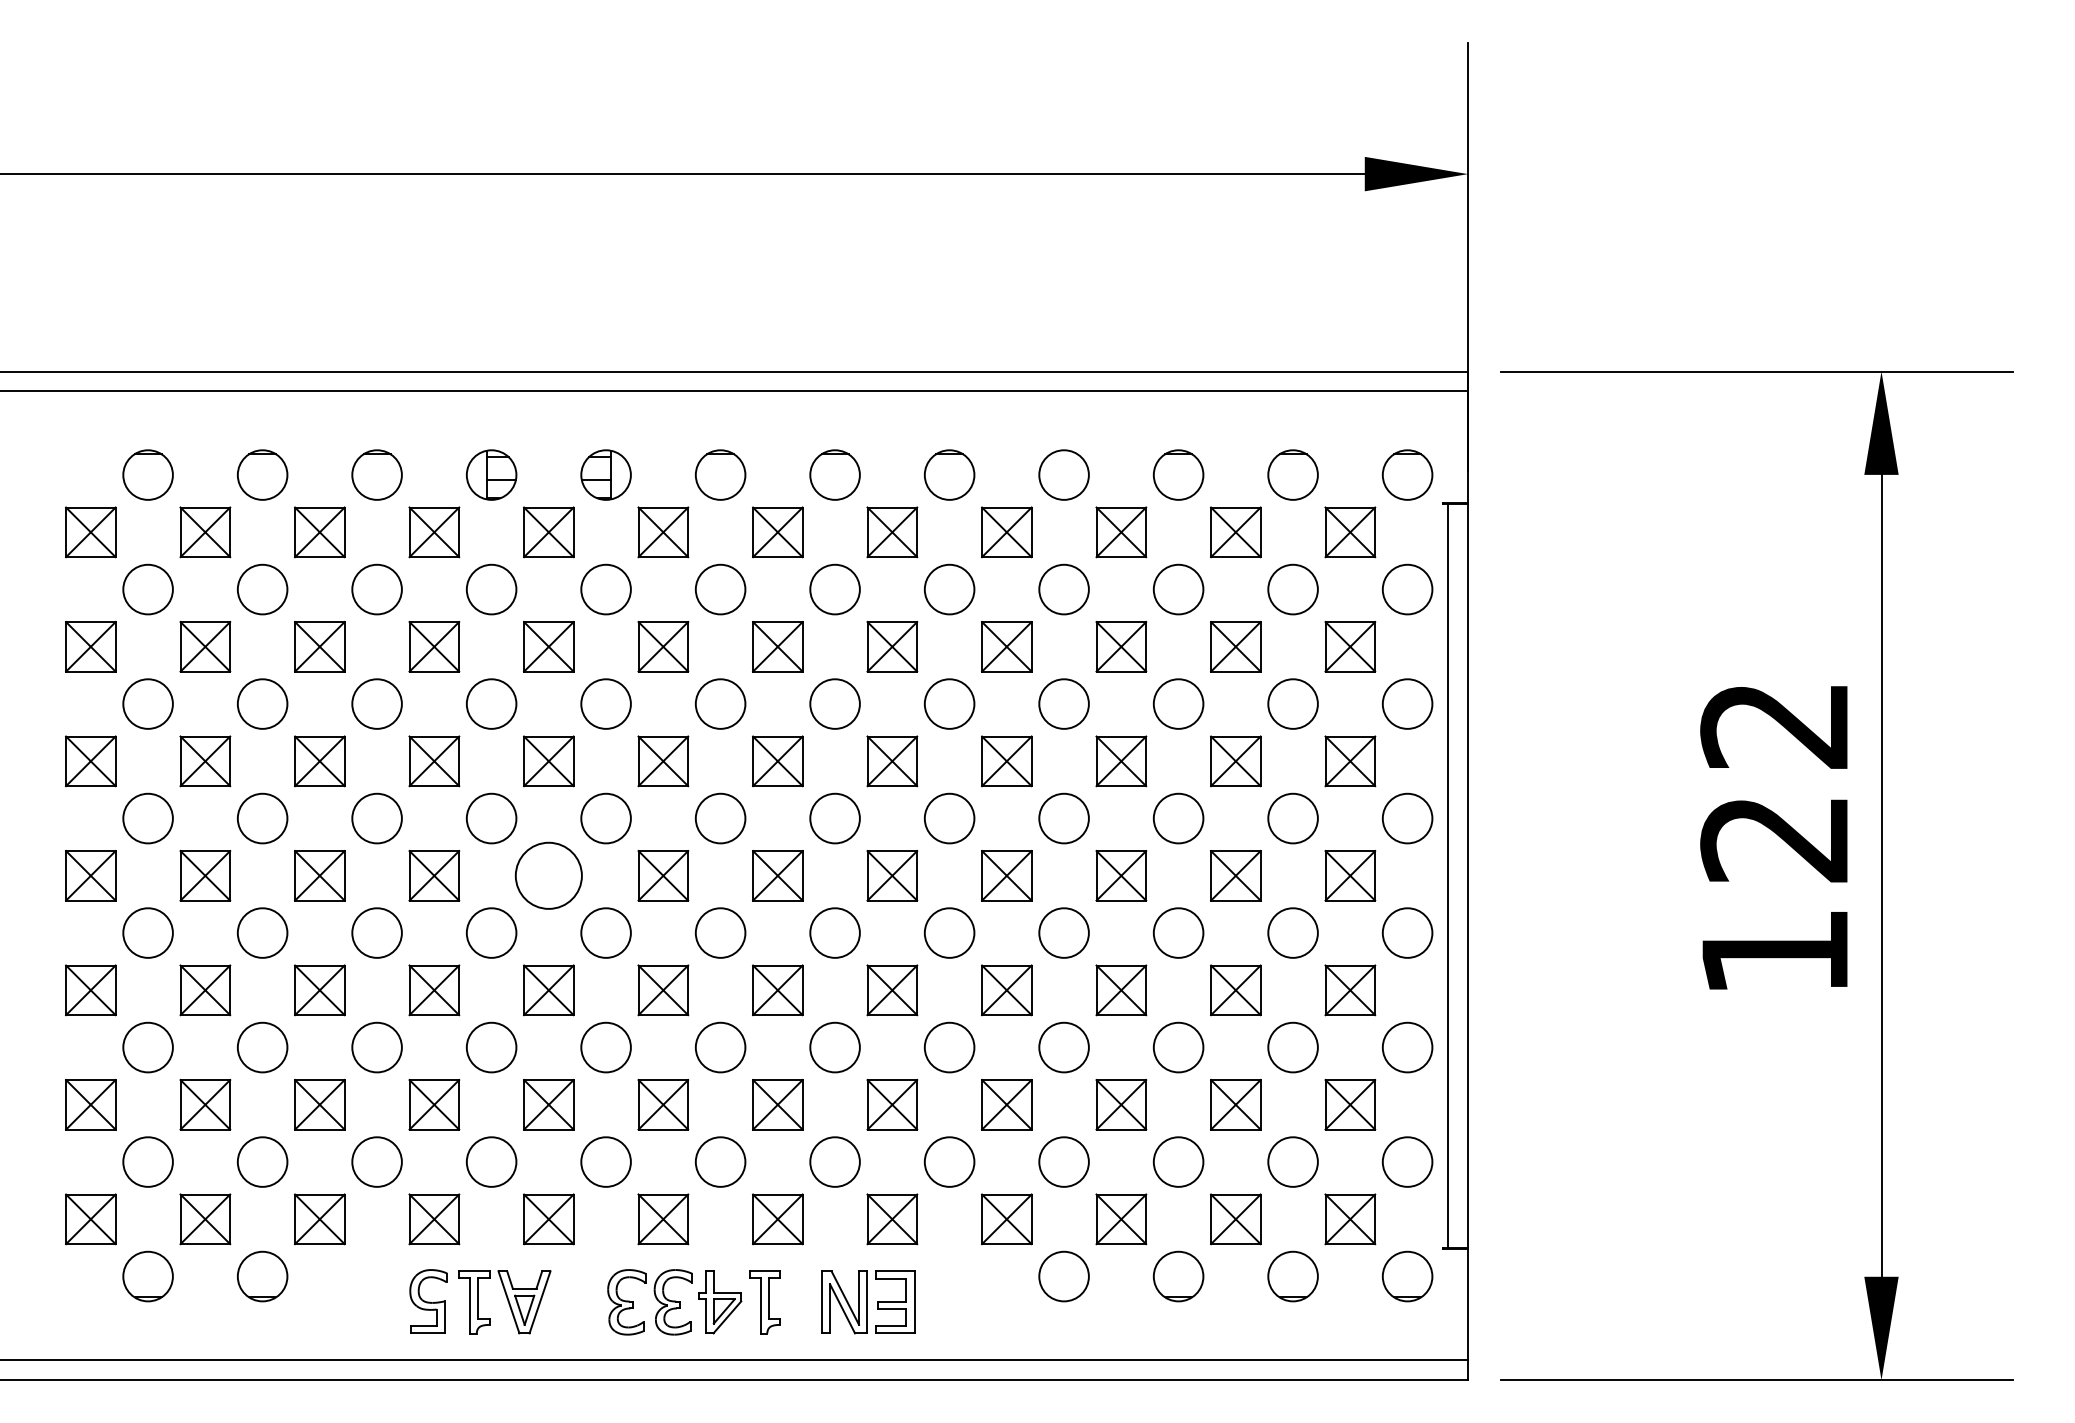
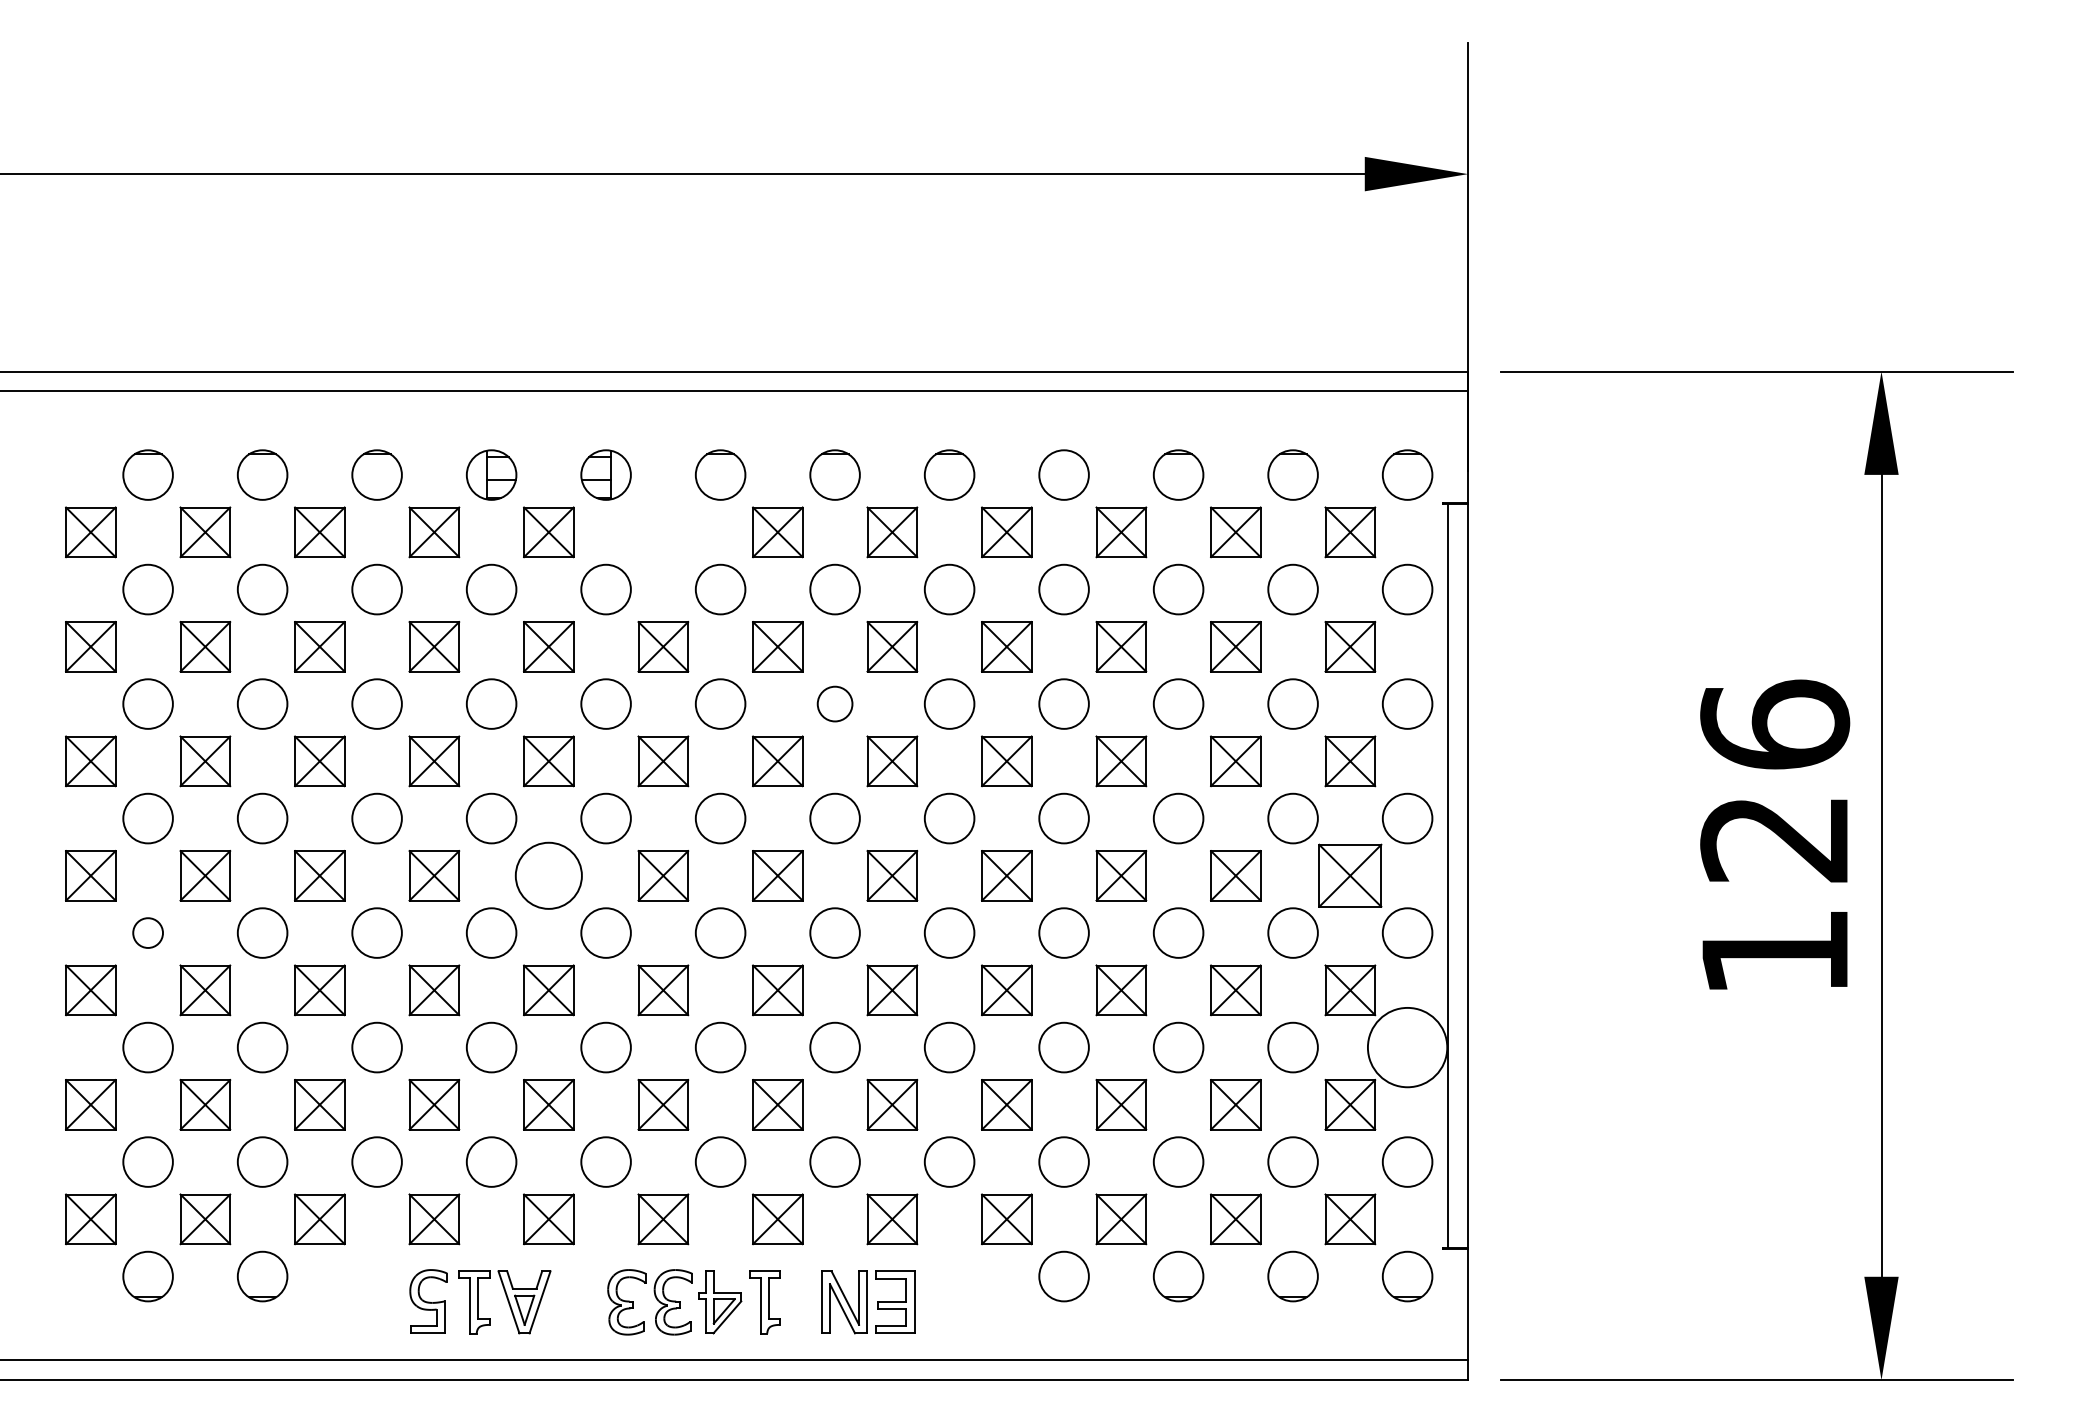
part: present -> none (663, 532)
circle diameter: 50 px -> 35 px (834, 703)
text: 122 -> 126 (1775, 724)
part size: 53x52 px -> 65x65 px (1350, 875)
circle diameter: 50 px -> 30 px (148, 932)
circle diameter: 50 px -> 79 px (1407, 1047)
